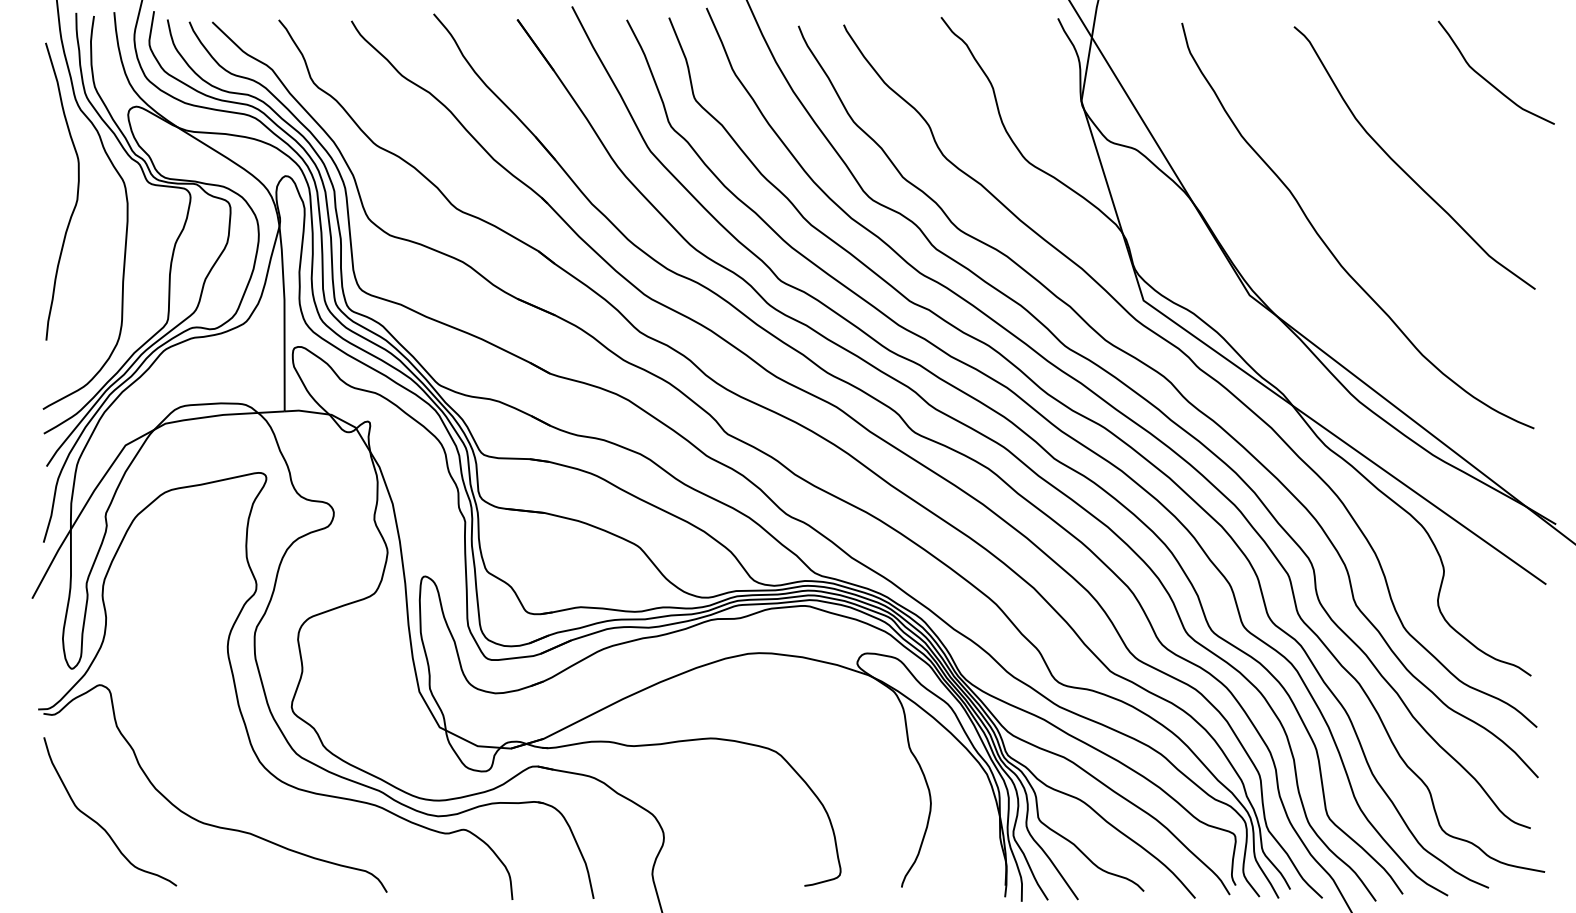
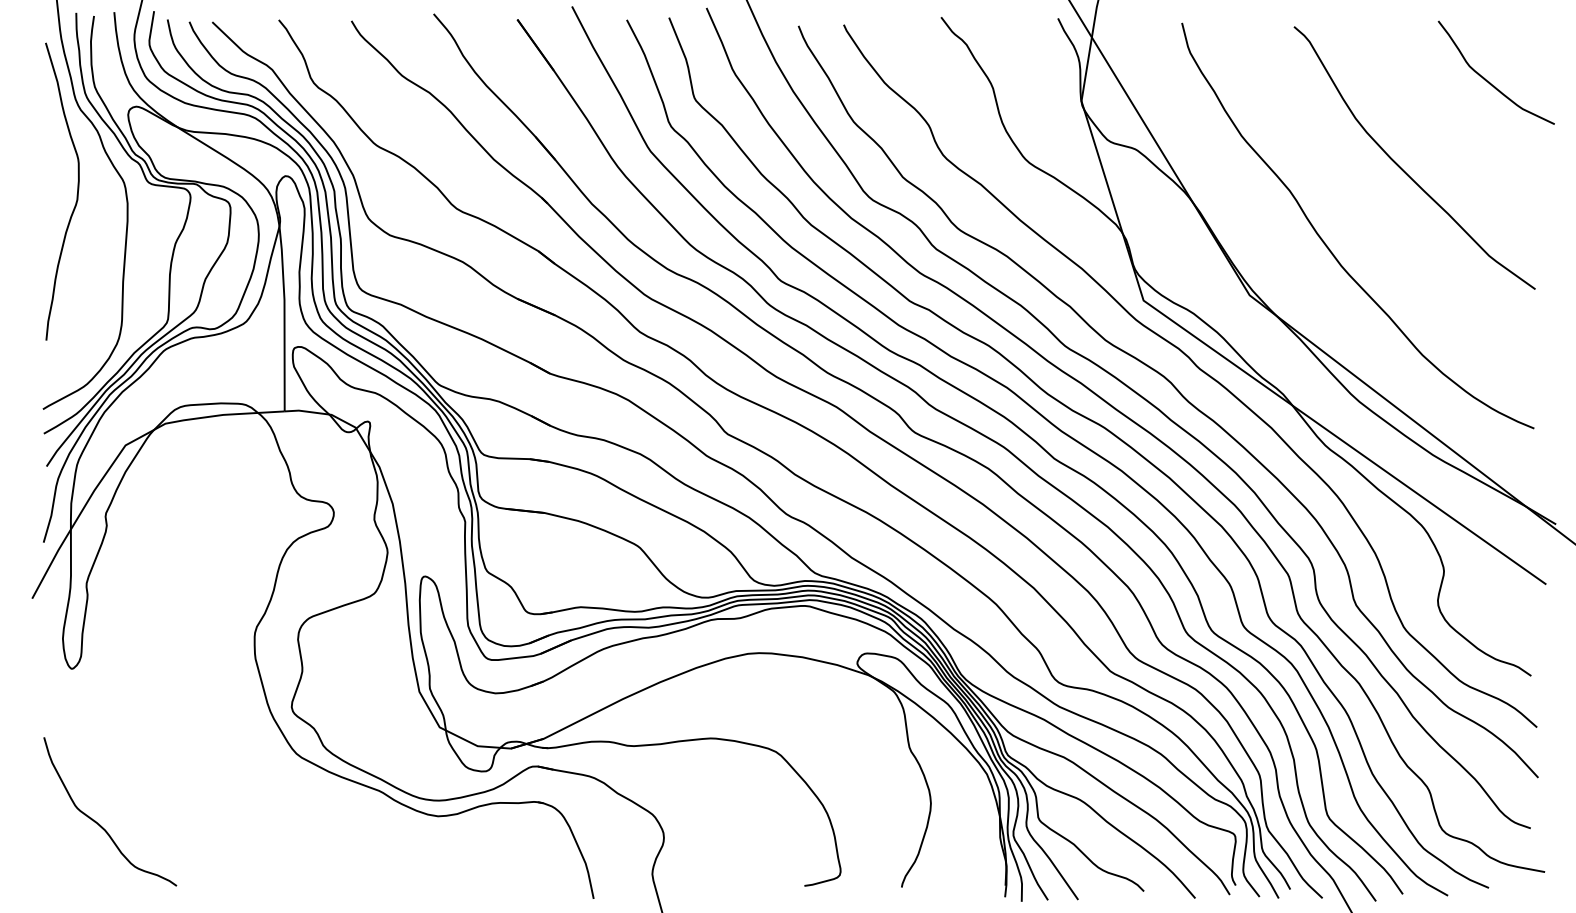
part: present -> none (237, 692)
